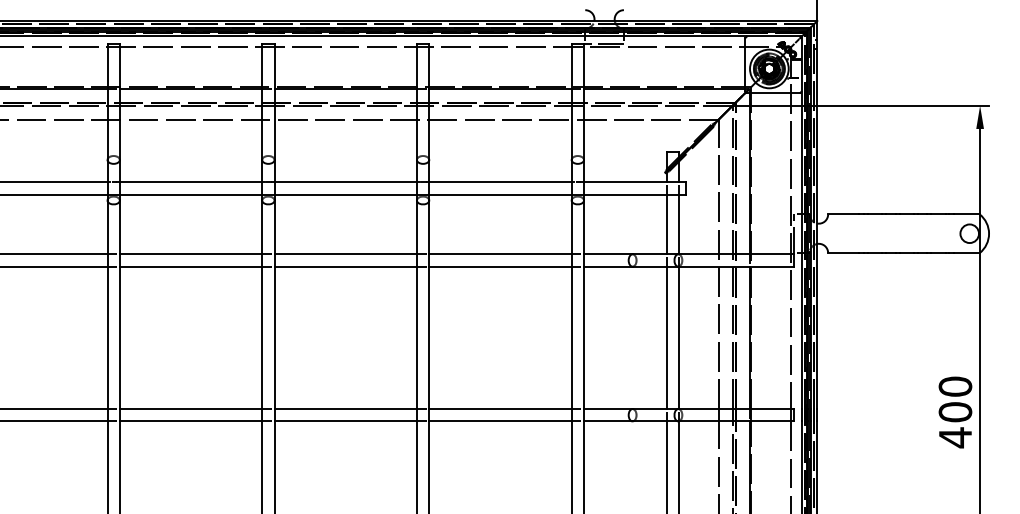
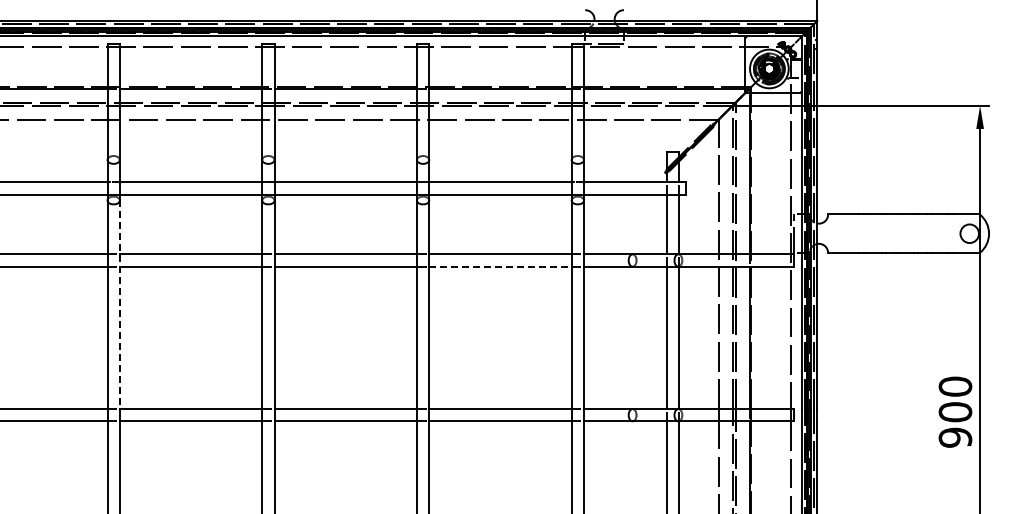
line: solid -> dashed (500, 266)
line: solid -> dashed (119, 305)
text: 400 -> 900 (955, 437)
